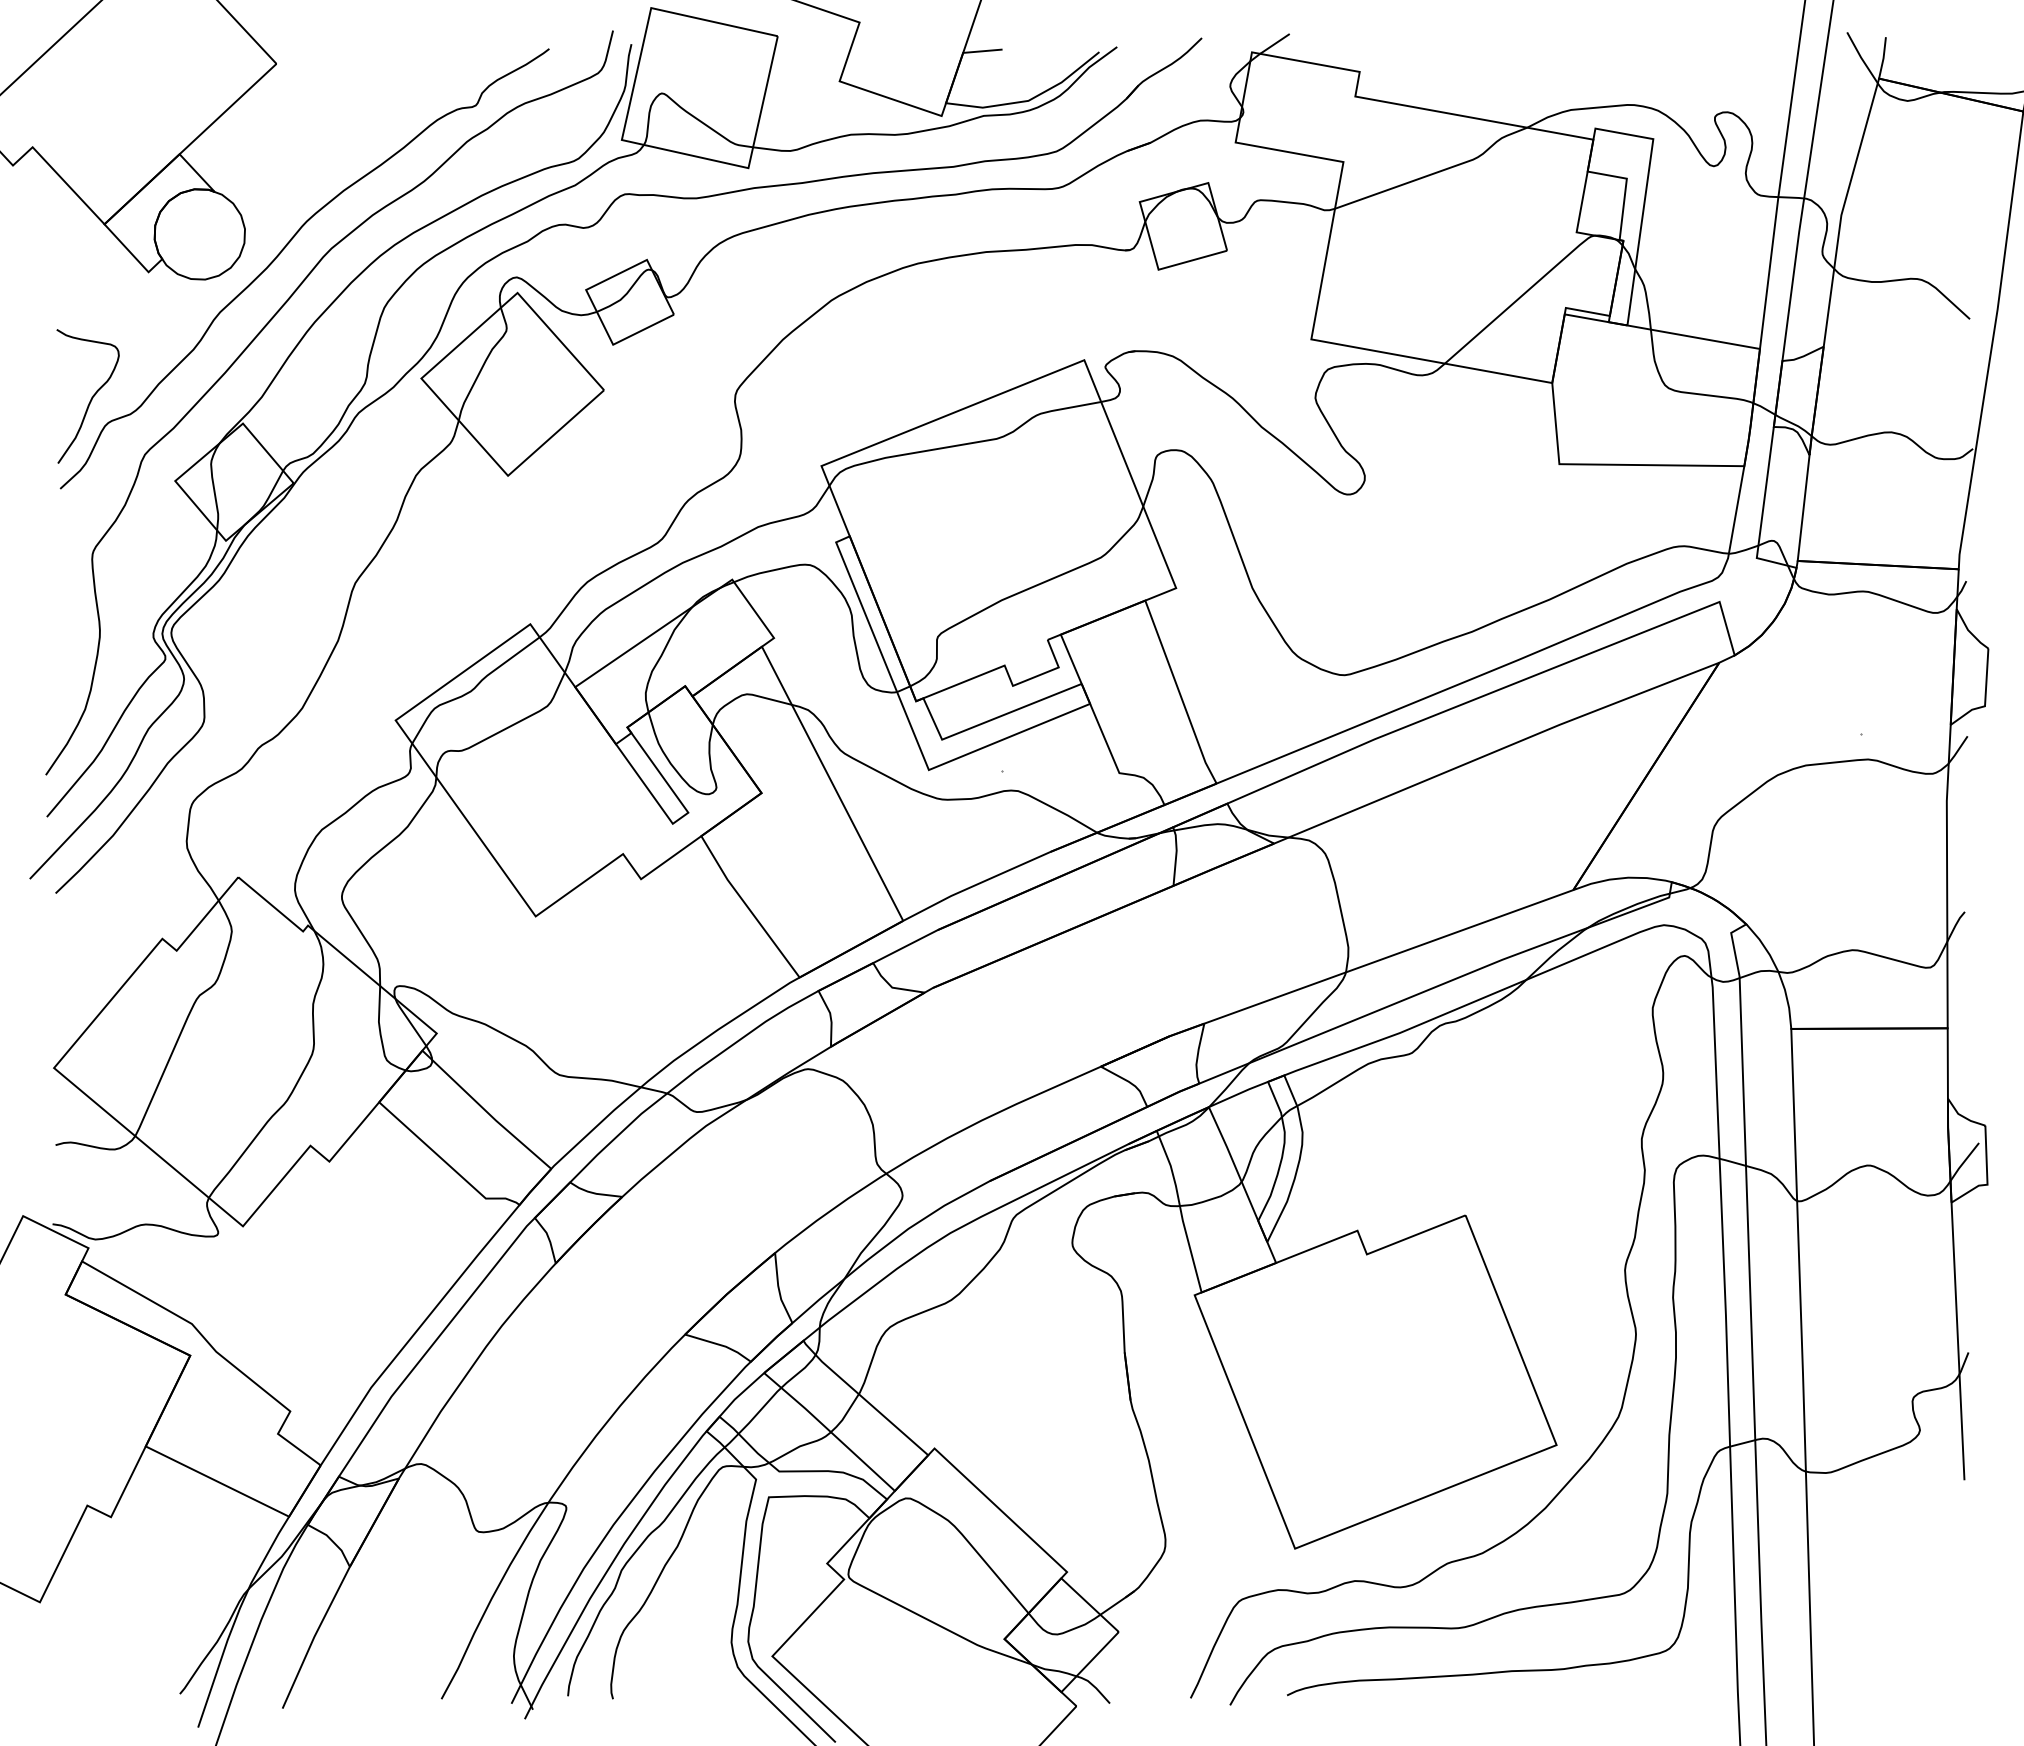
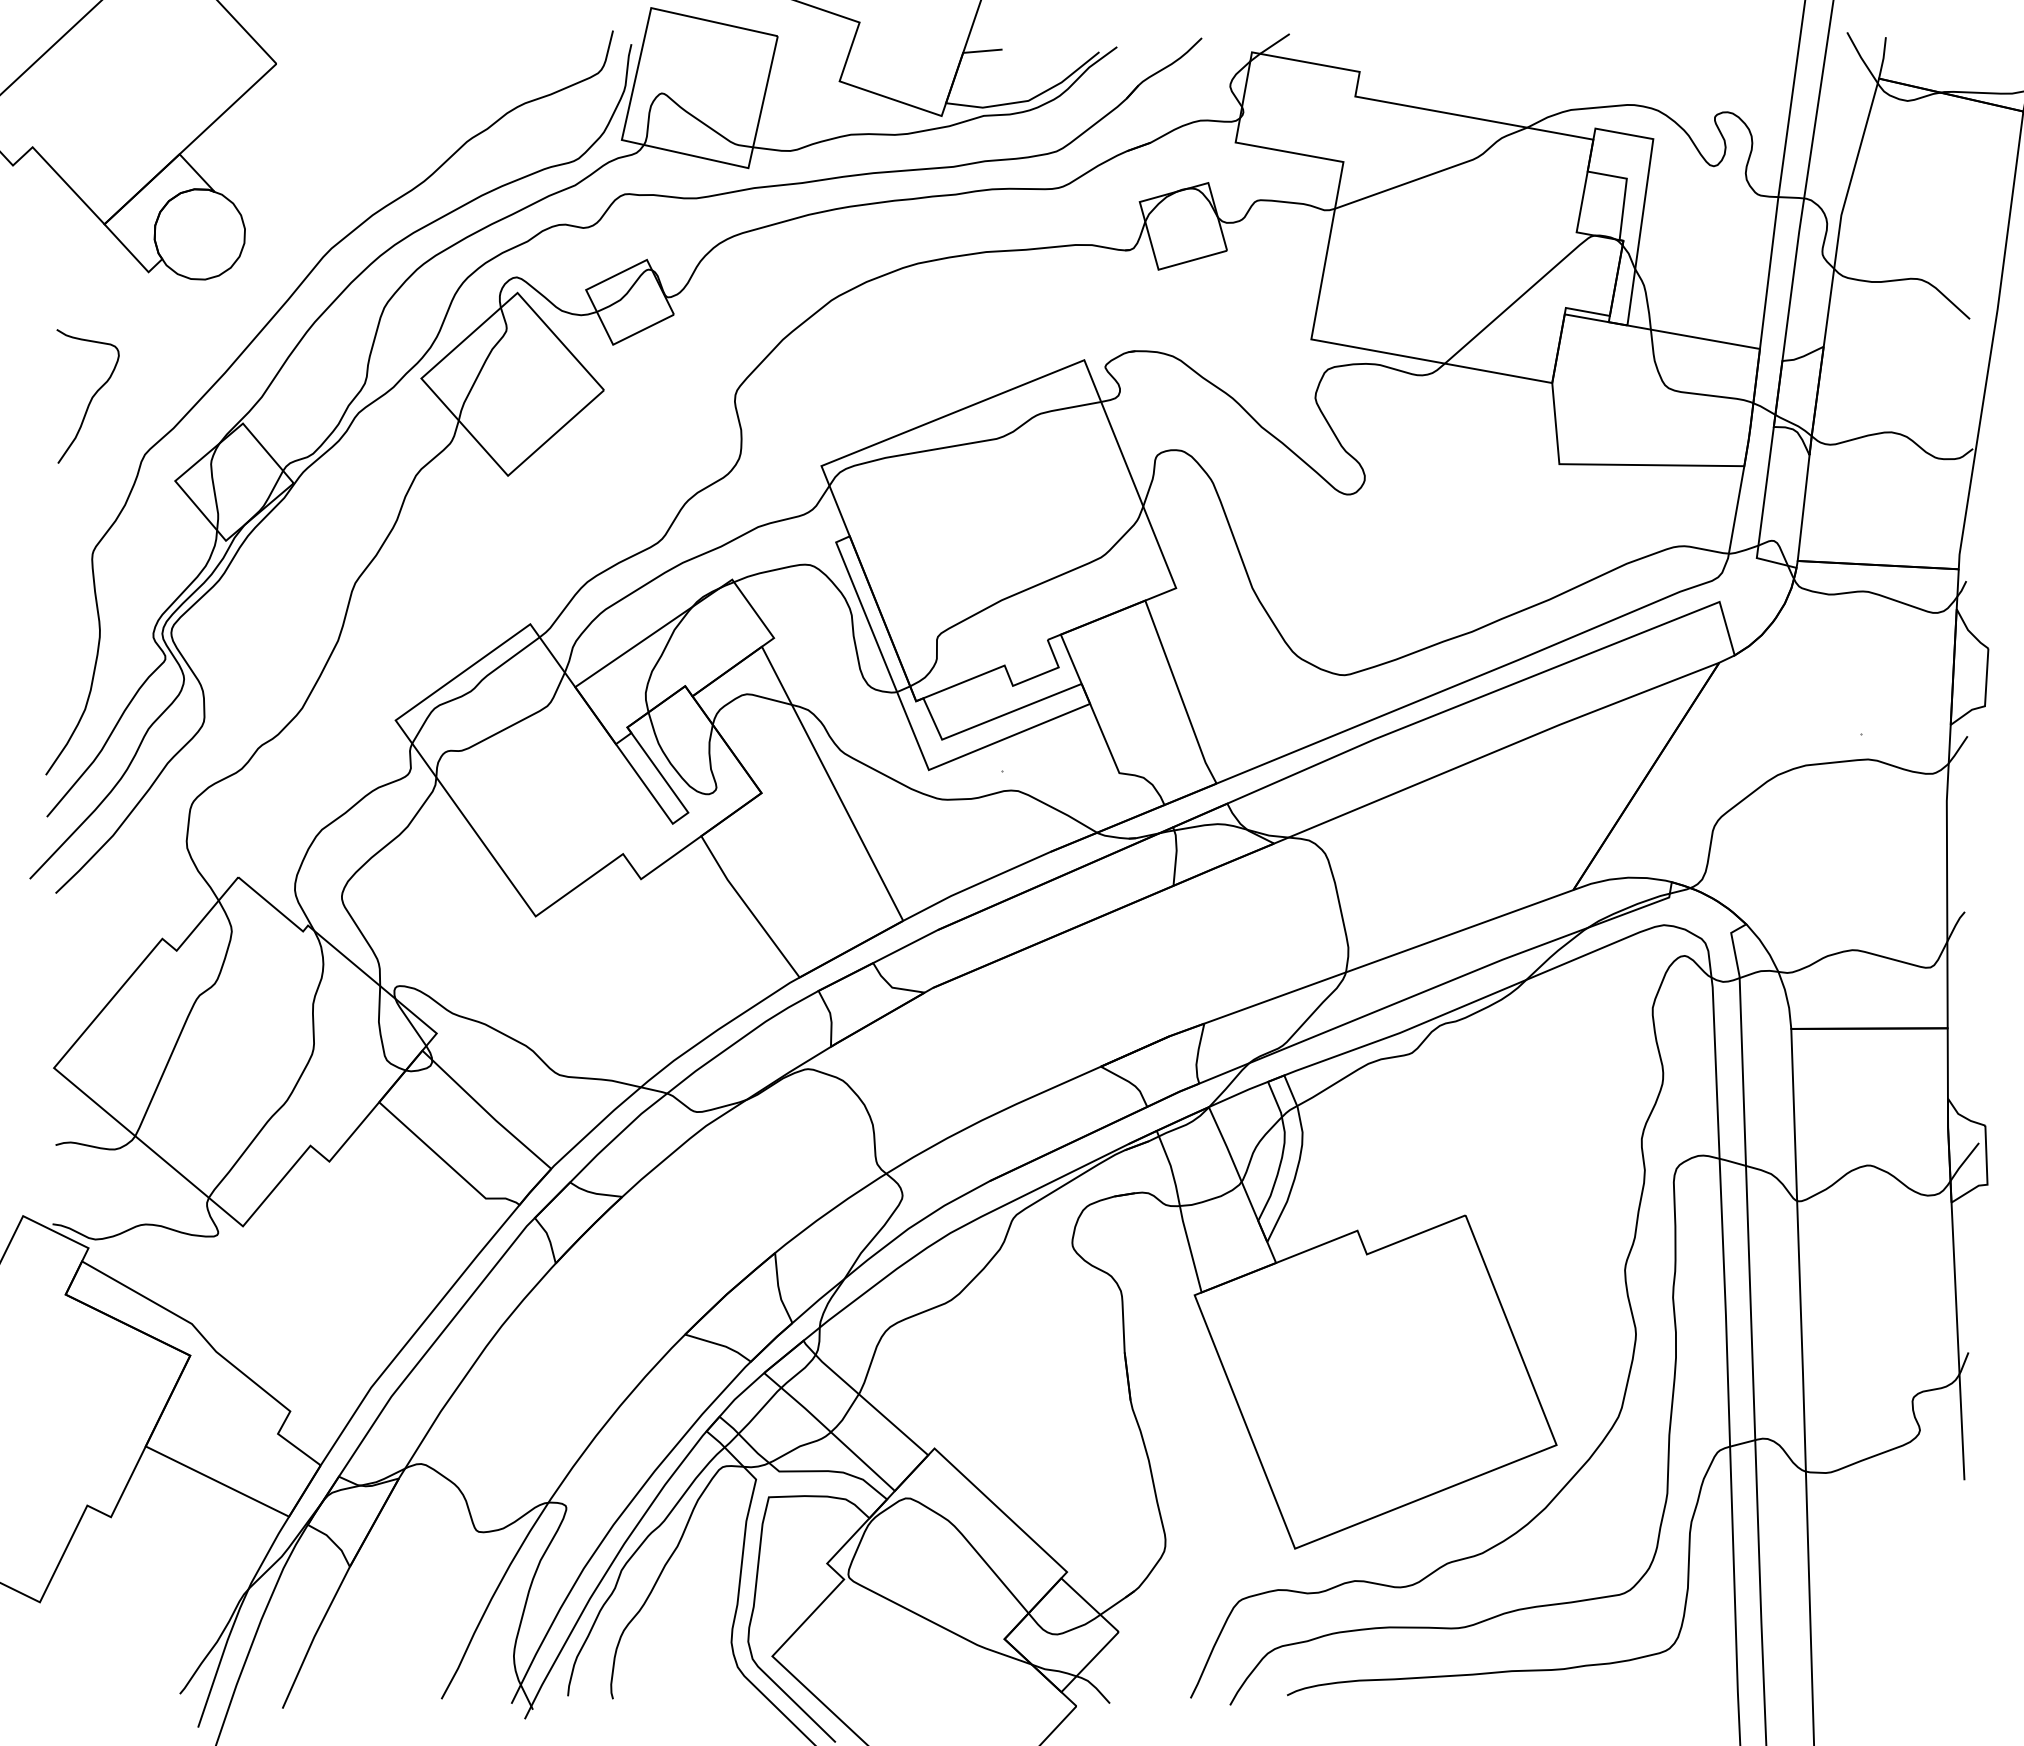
curve: present -> none (285, 248)
